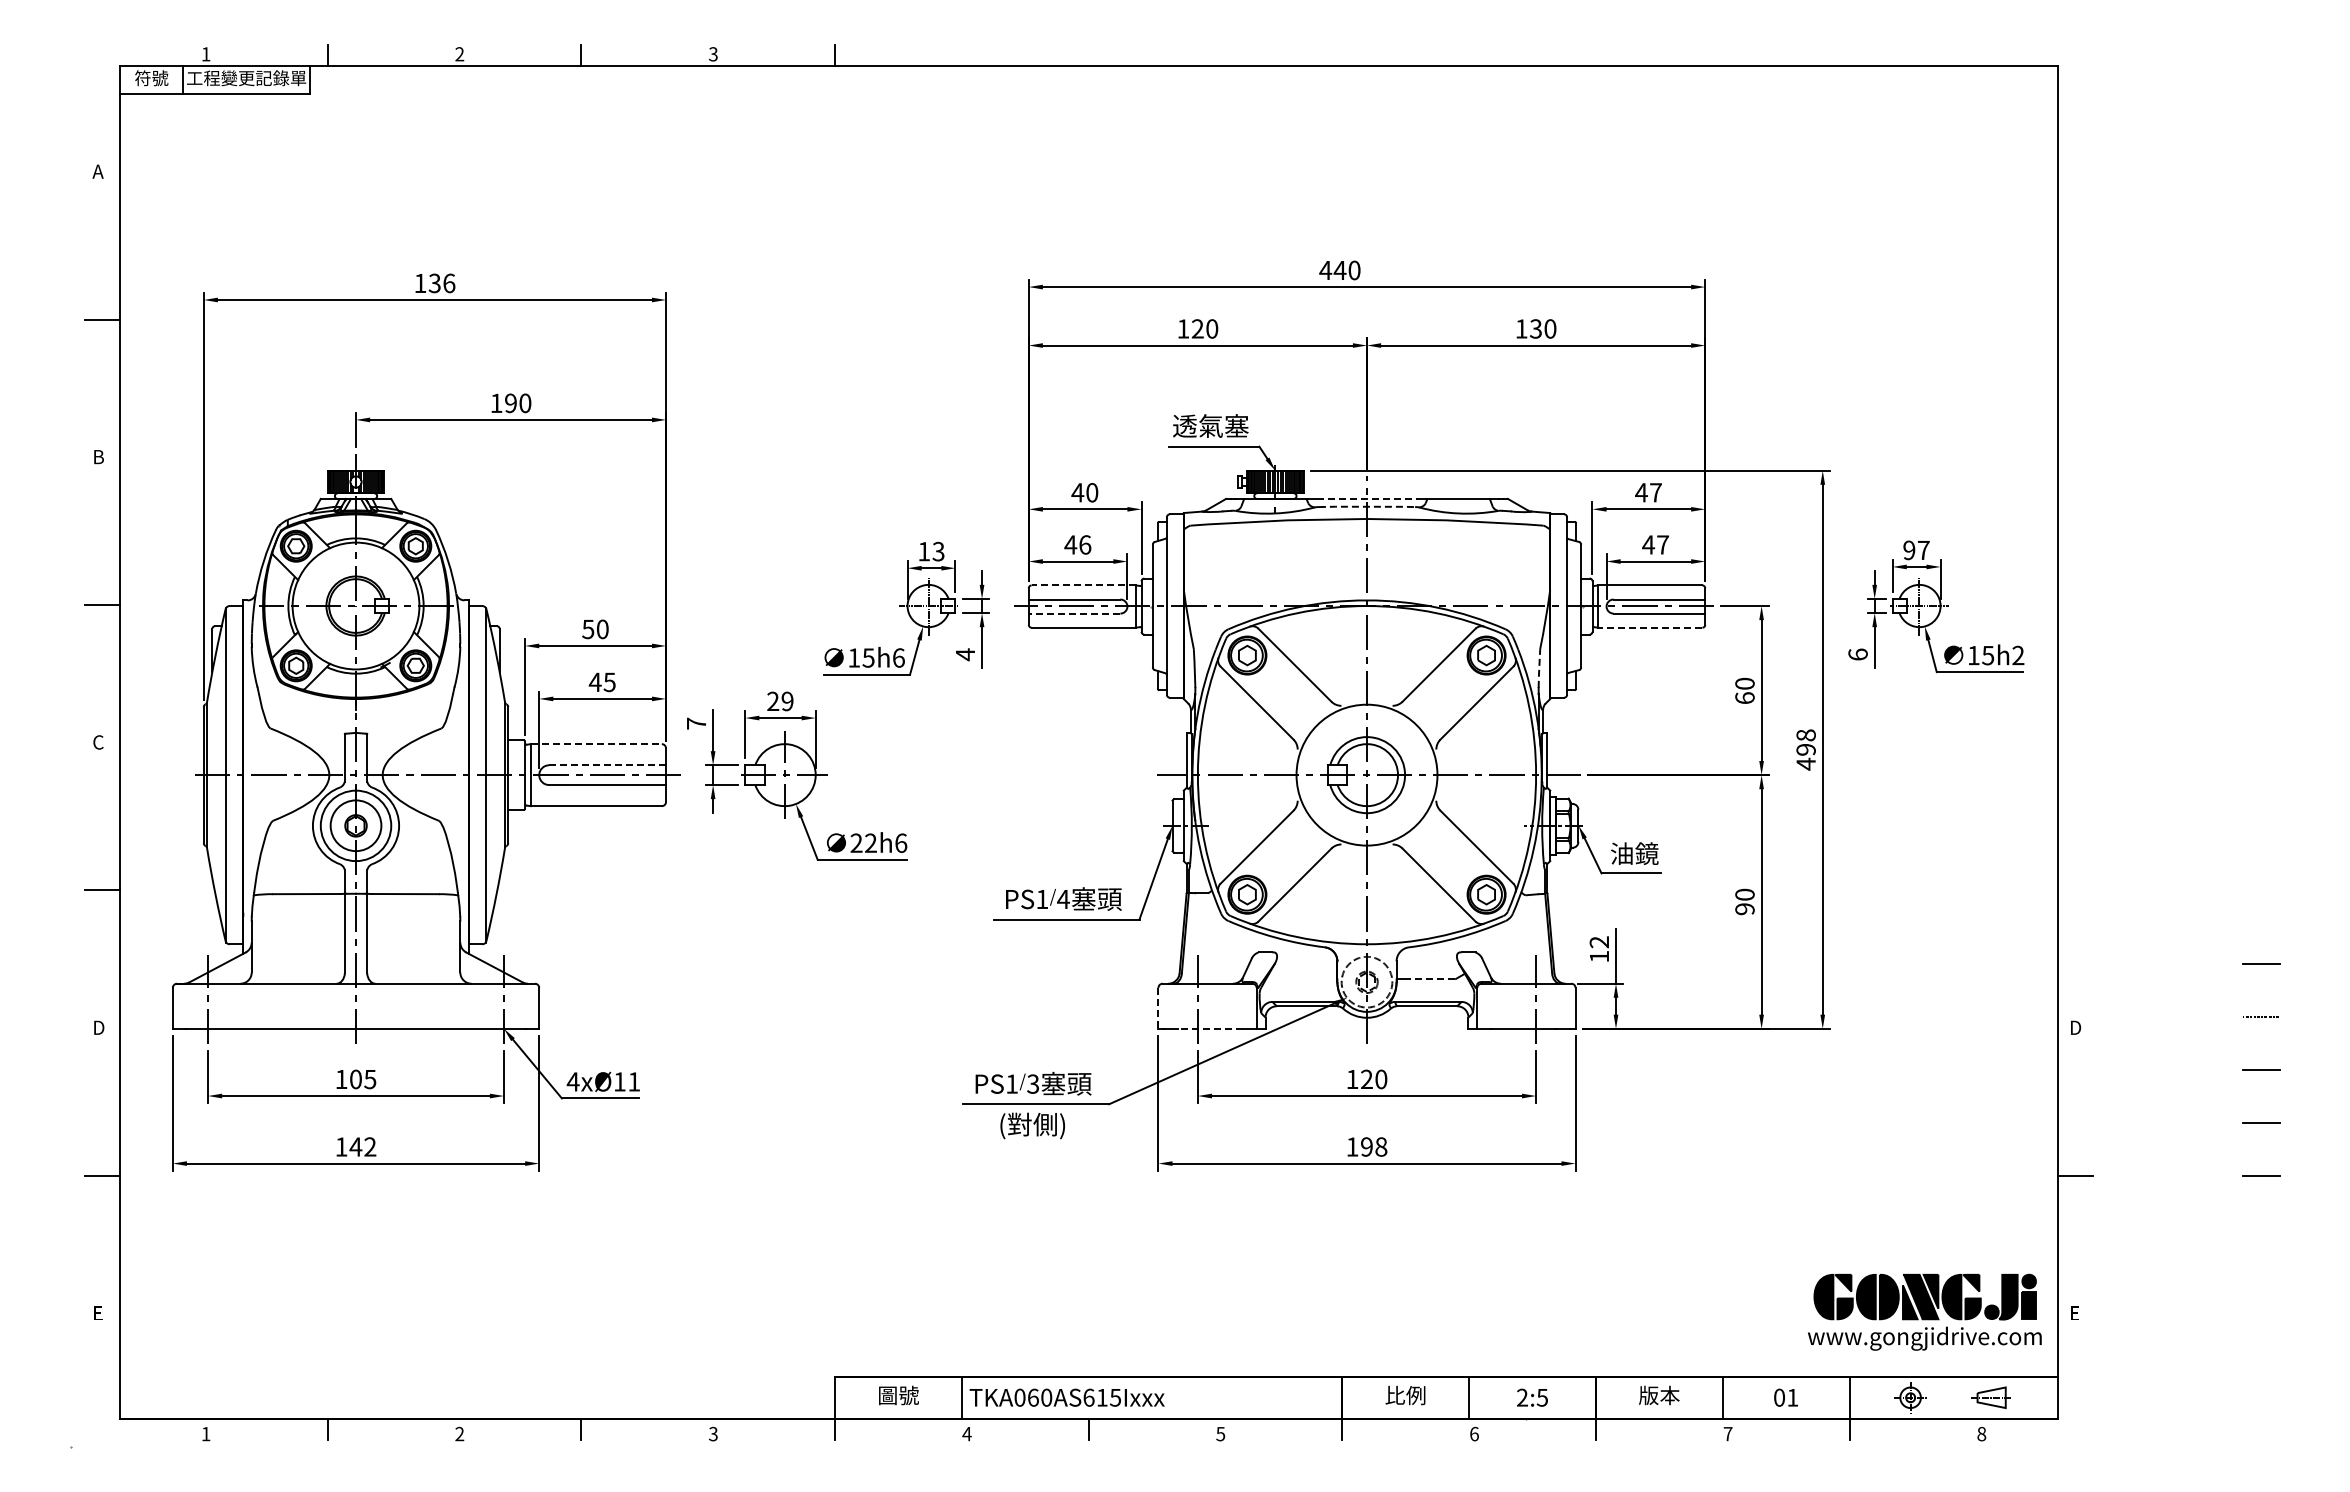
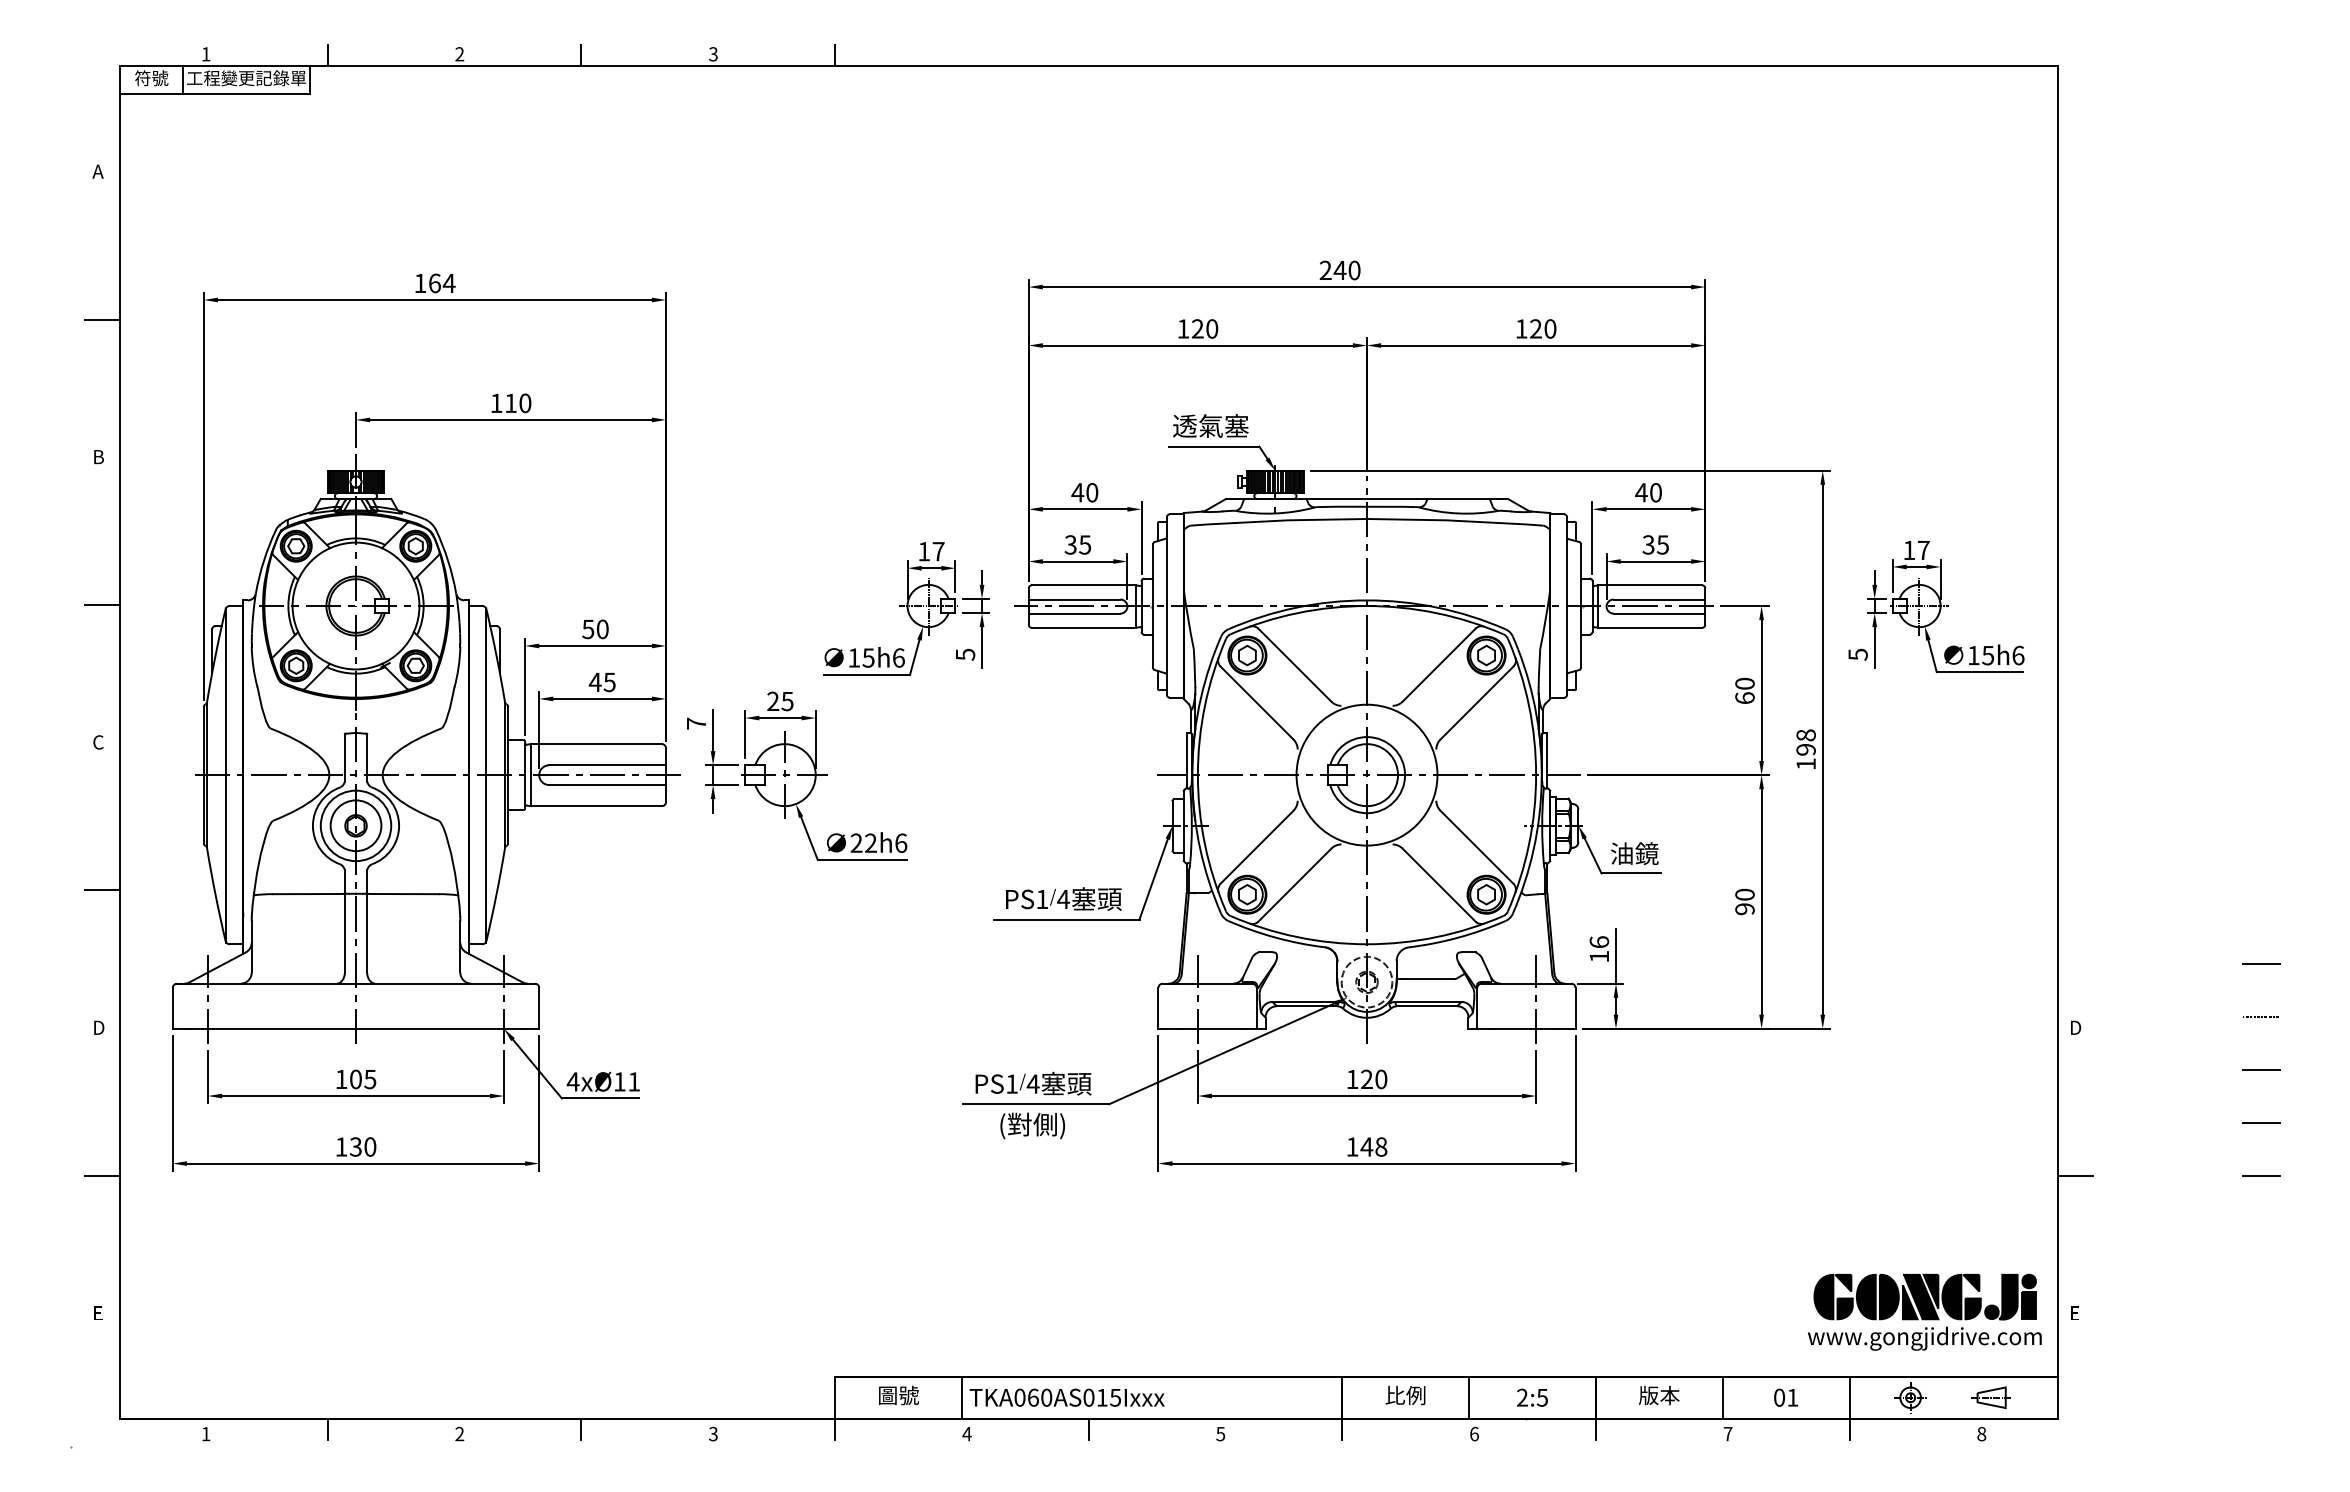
text: 440 -> 240 (1325, 269)
text: 136 -> 164 (441, 283)
text: 130 -> 120 (1535, 328)
text: 190 -> 110 (510, 403)
text: 47 -> 40 (1655, 492)
line: dashed -> solid (1367, 498)
line: dashed -> solid (1367, 506)
text: 46 -> 35 (1077, 544)
text: 47 -> 35 (1655, 544)
text: 97 -> 17 (1909, 550)
text: 13 -> 17 (938, 551)
line: dashed -> solid (1083, 585)
line: dashed -> solid (1074, 613)
line: dashed -> solid (1649, 627)
text: 4 -> 5 (965, 654)
text: 6 -> 5 (1857, 654)
text: 15h2 -> 15h6 (2018, 655)
line: dashed -> solid (1539, 668)
text: 29 -> 25 (787, 701)
line: dashed -> solid (596, 744)
text: 498 -> 198 (1805, 763)
line: dashed -> solid (608, 765)
text: 12 -> 16 (1599, 942)
line: dashed -> solid (1429, 979)
line: dashed -> solid (1158, 1008)
line: dashed -> solid (1210, 1028)
text: 3 -> 4 (1032, 1083)
text: 142 -> 130 (362, 1146)
text: 198 -> 148 (1366, 1146)
text: TKA060AS615Ixxx -> TKA060AS015Ixxx (1088, 1397)
